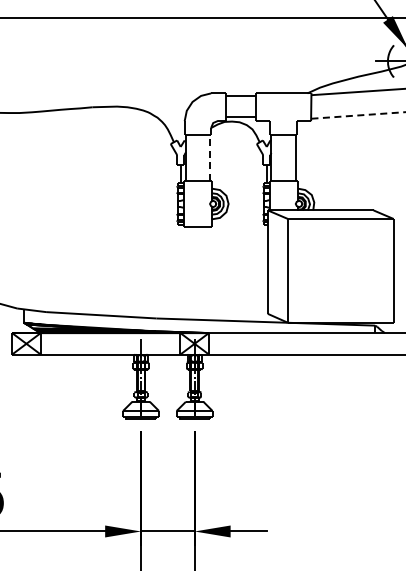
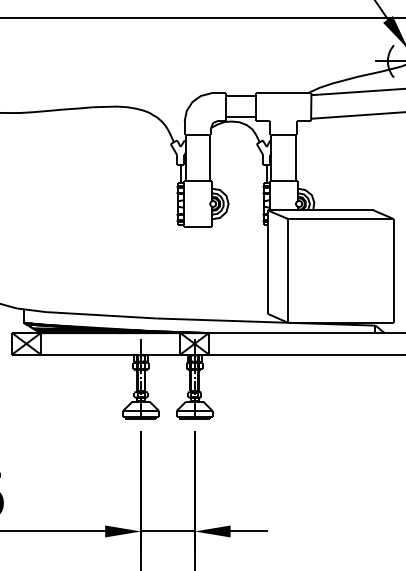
line: dashed -> solid (358, 115)
line: dashed -> solid (210, 158)
